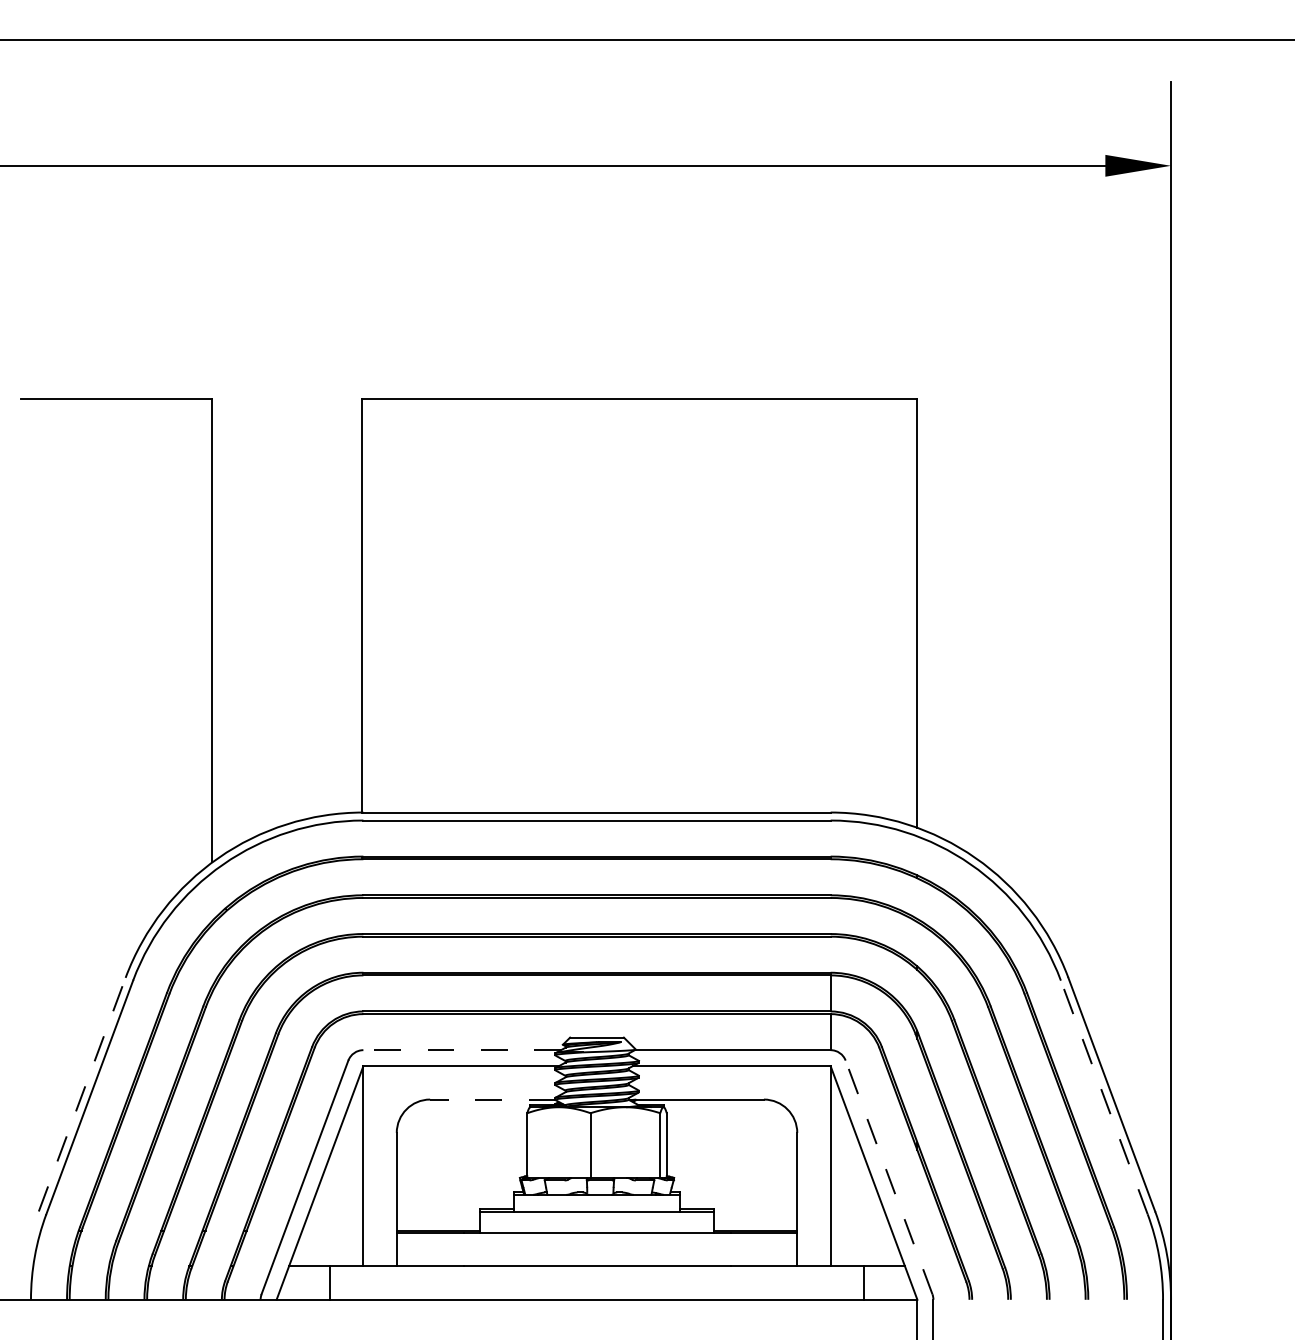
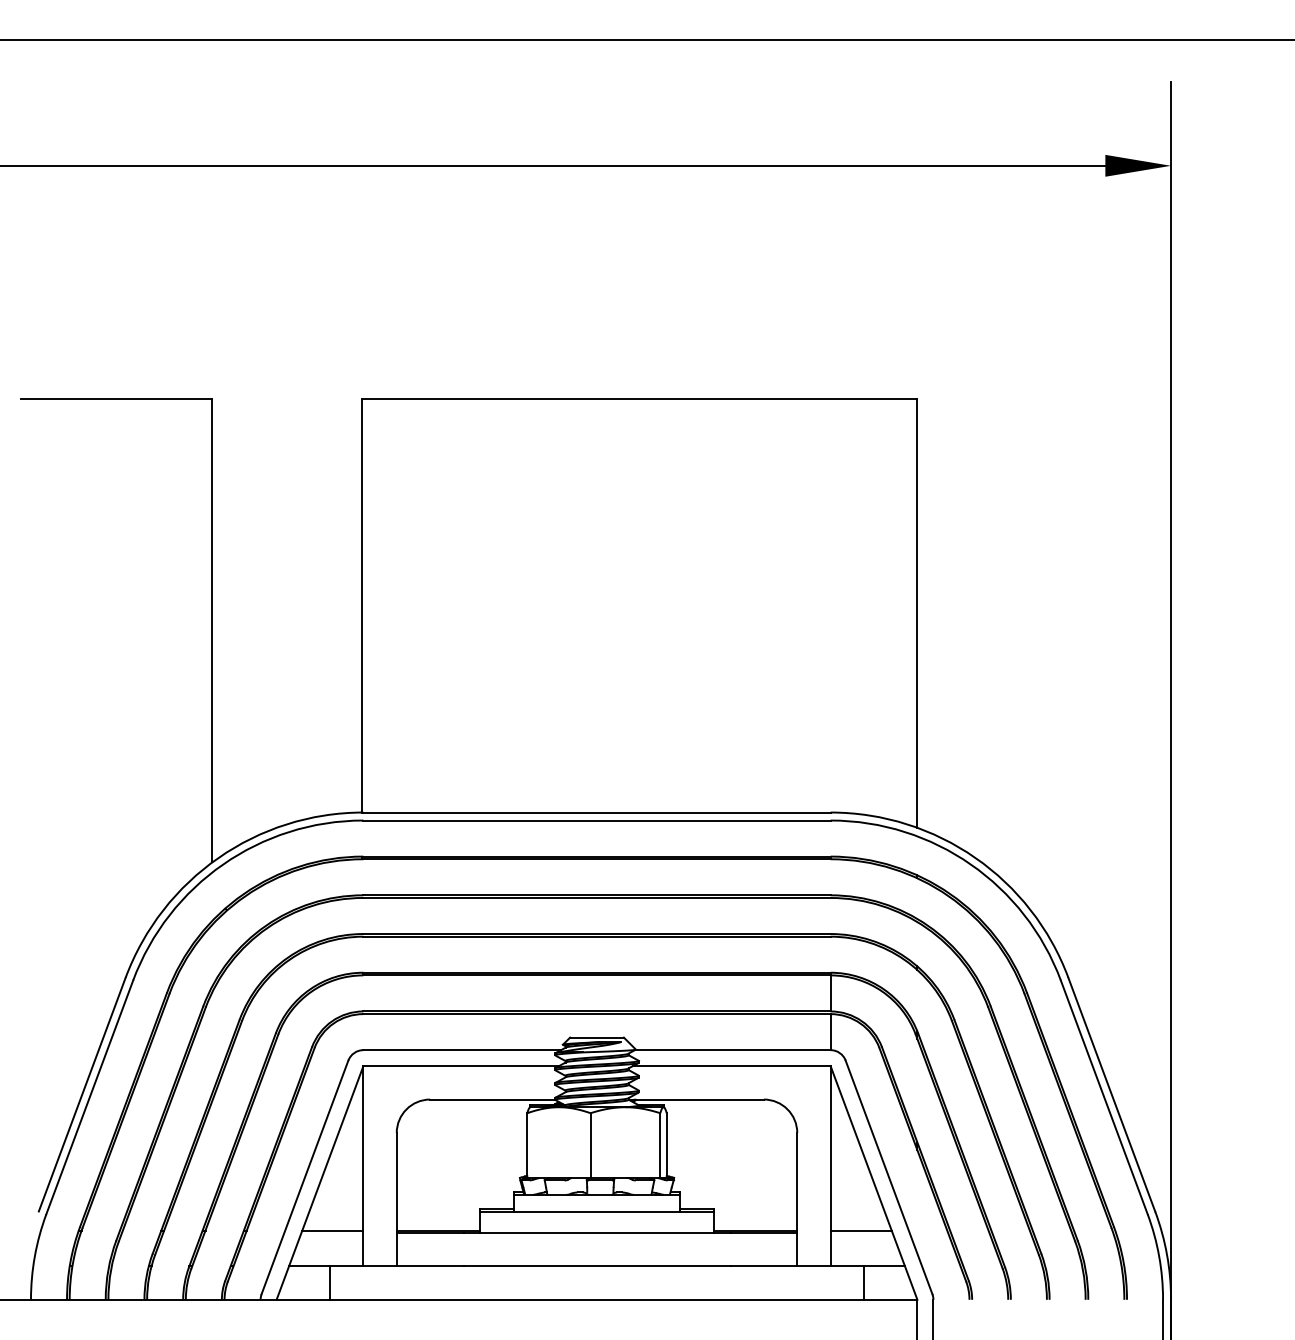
line: dashed -> solid (462, 1050)
line: dashed -> solid (82, 1094)
line: dashed -> solid (1104, 1097)
line: dashed -> solid (492, 1099)
line: dashed -> solid (889, 1177)
line: none -> present (332, 1230)
line: none -> present (860, 1230)
